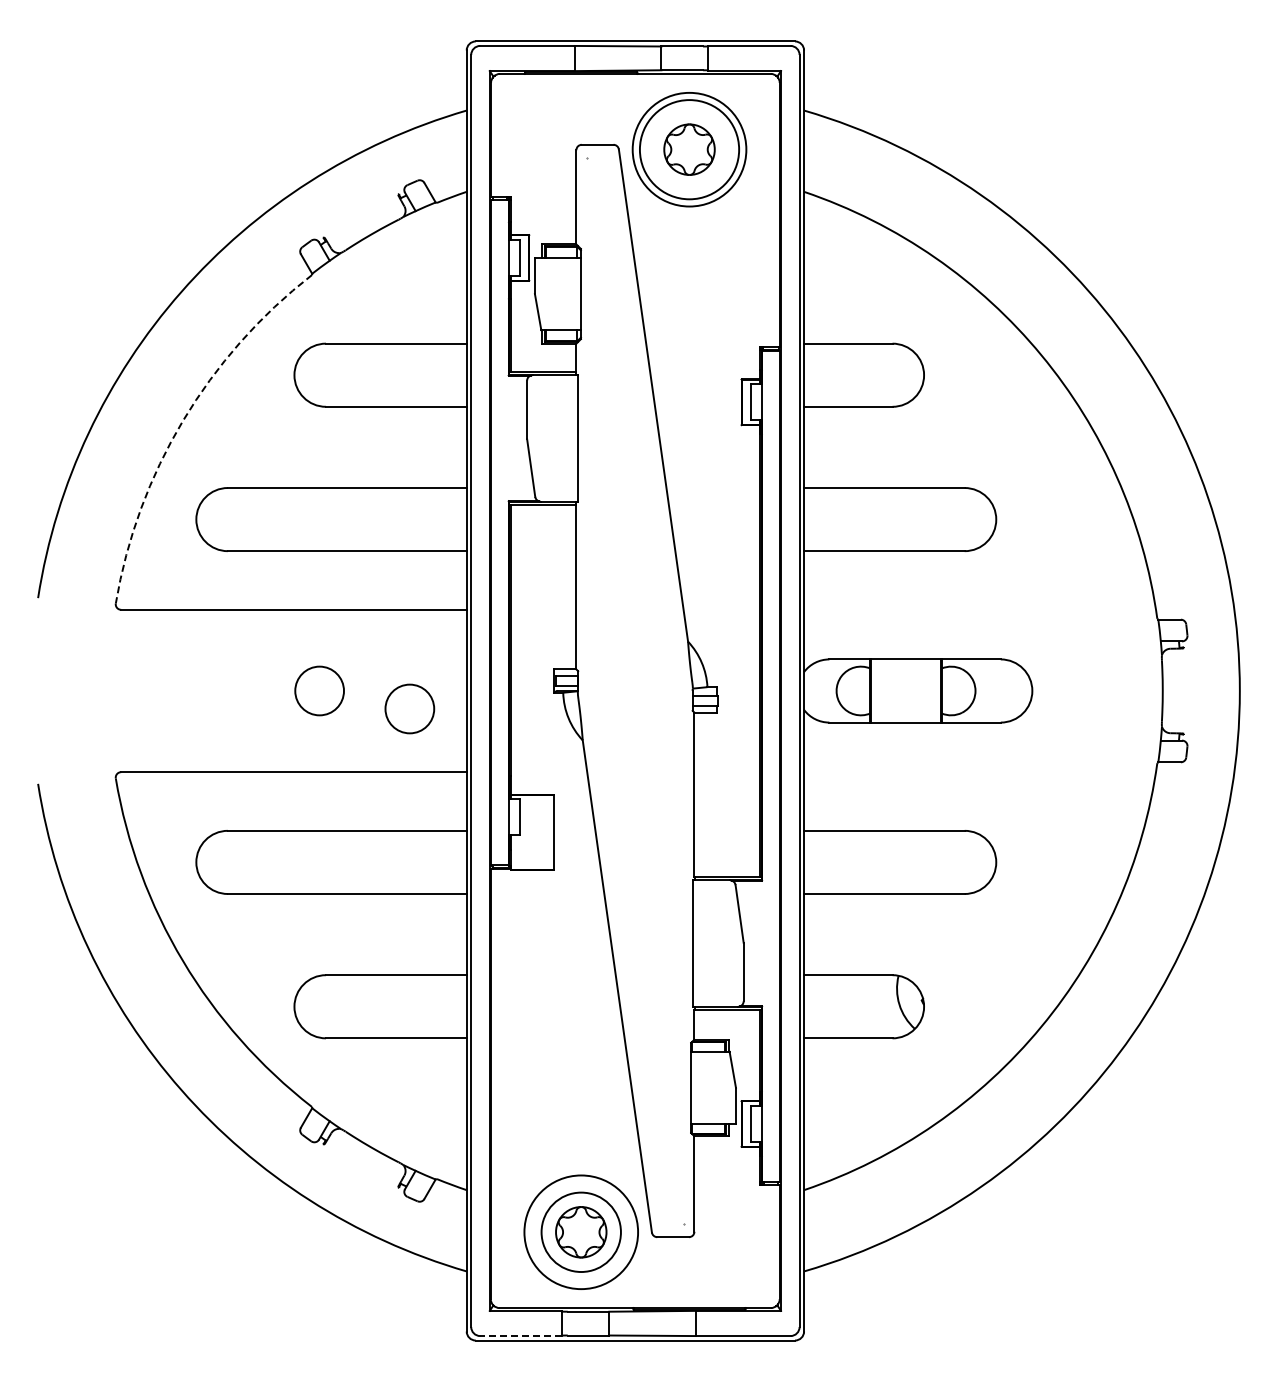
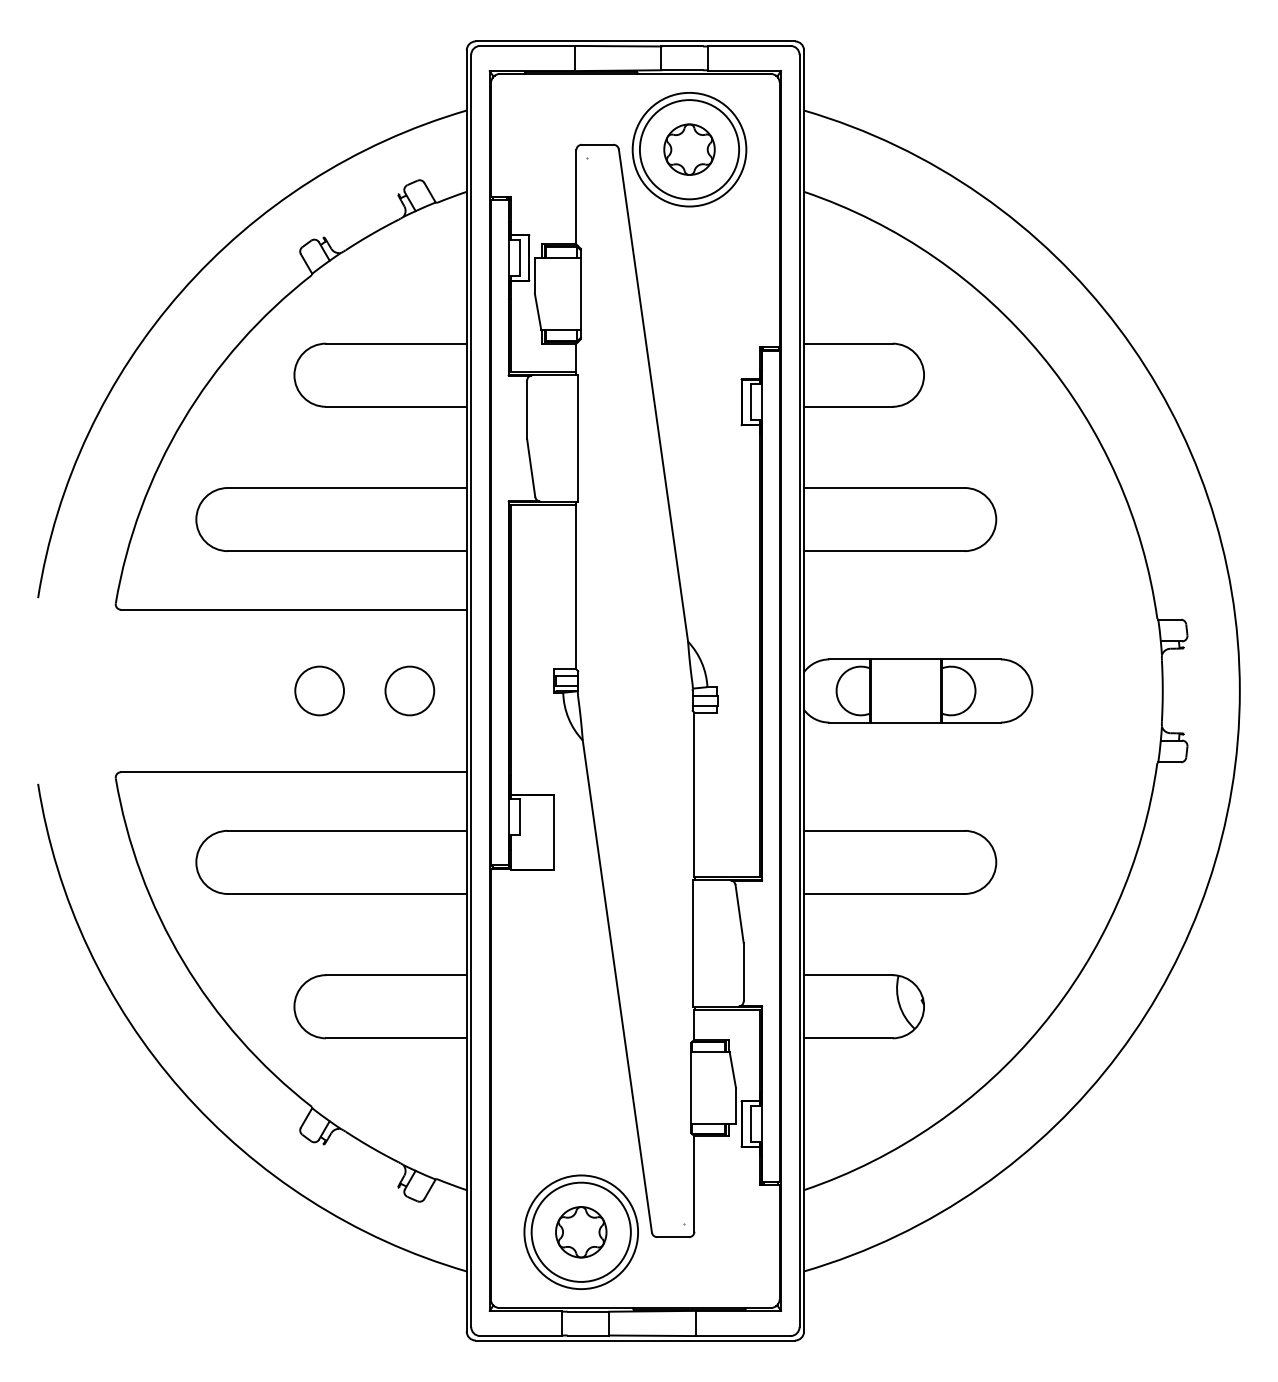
arc: dashed -> solid (183, 420)
circle position: (409, 708) -> (409, 690) (409, 690)
circle diameter: 79 px -> 99 px (580, 1231)
line: dashed -> solid (520, 1336)
